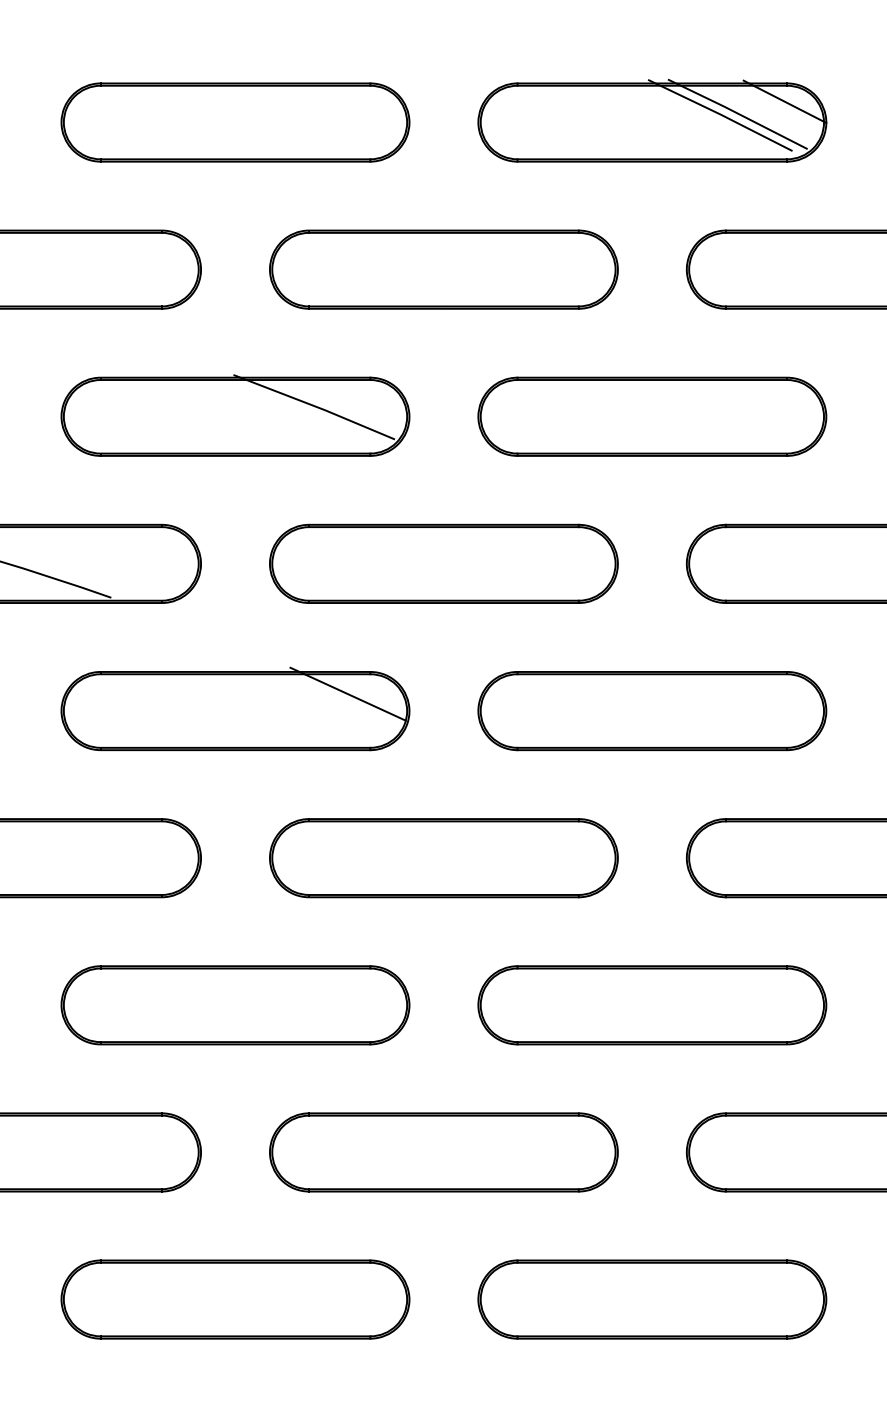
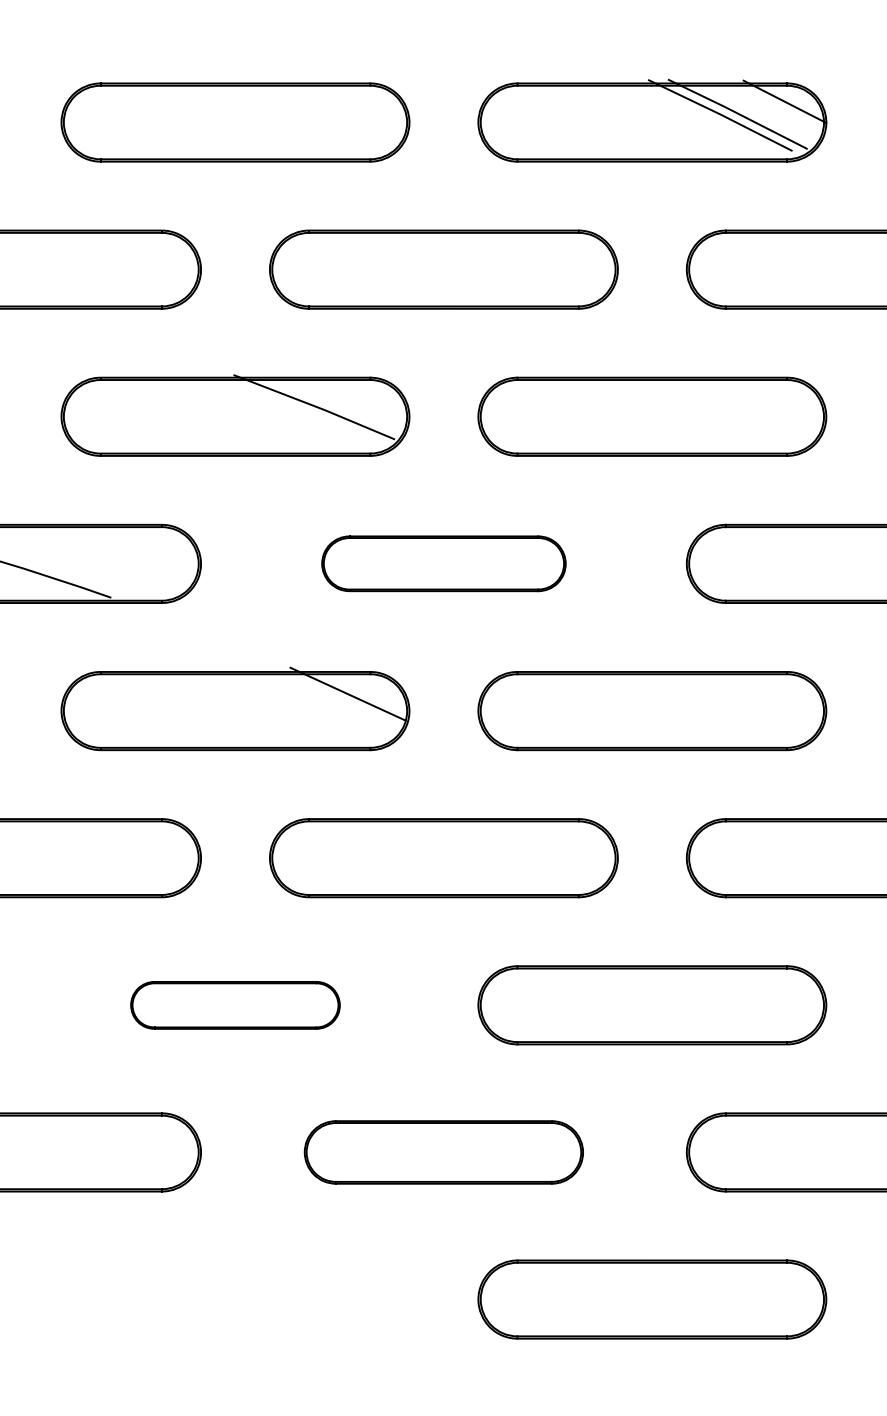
part size: 350x81 px -> 246x58 px (443, 563)
part size: 351x81 px -> 211x49 px (235, 1005)
part size: 350x81 px -> 281x65 px (443, 1152)
part: present -> none (235, 1299)
